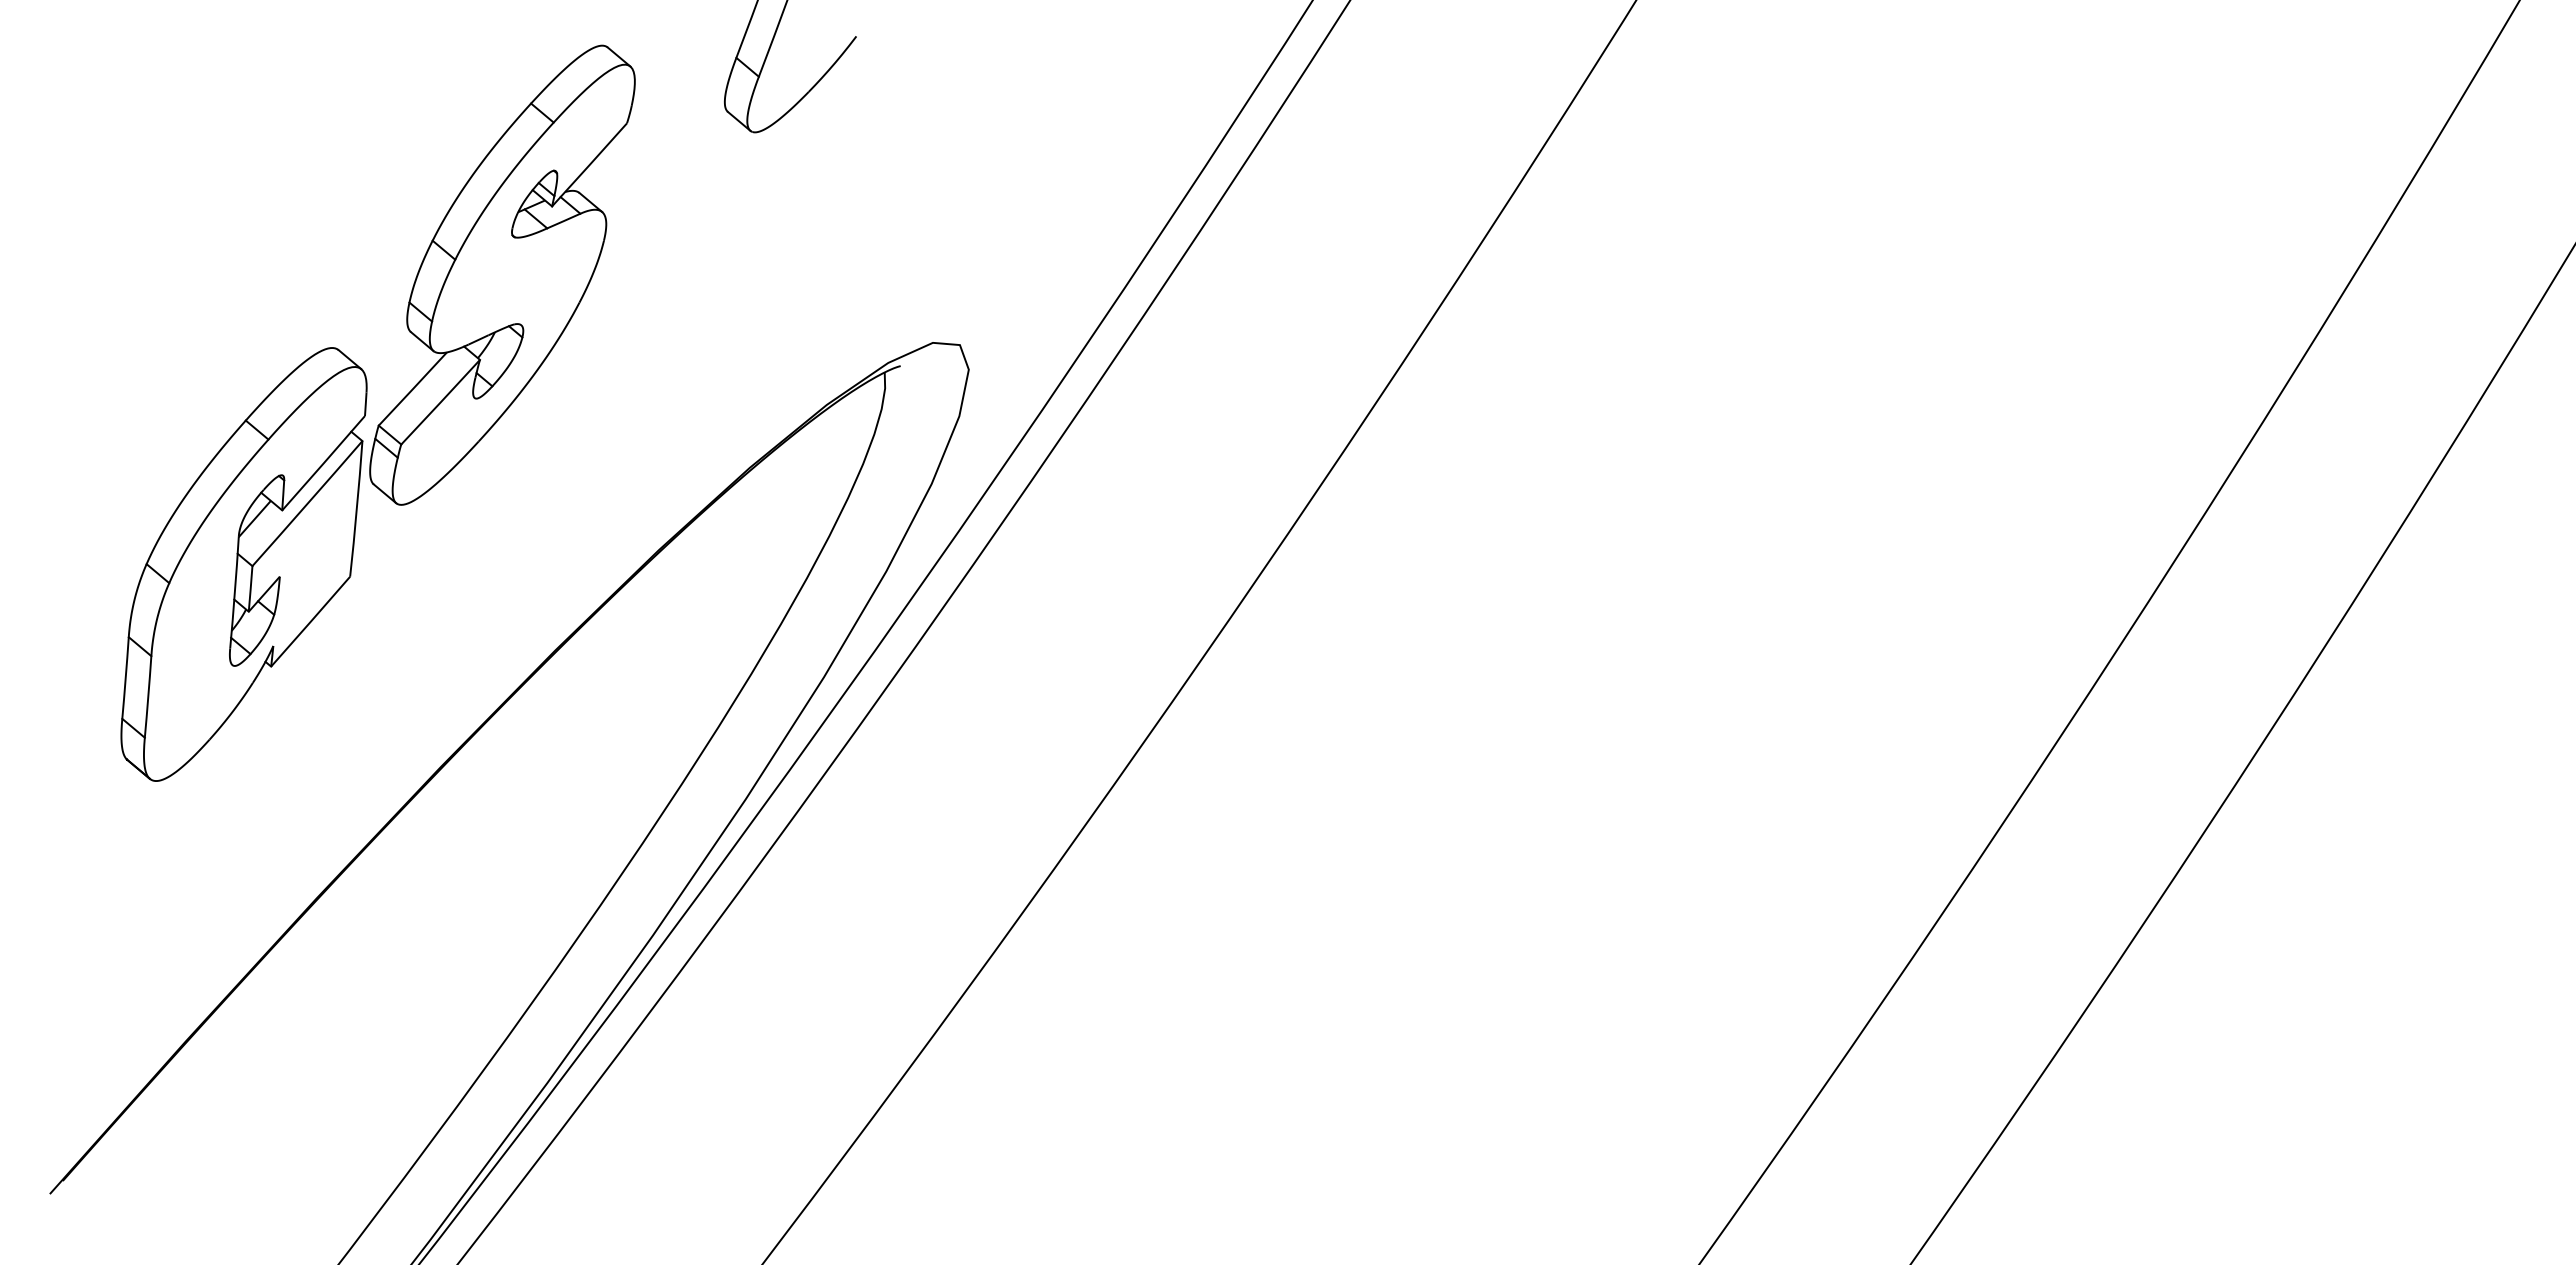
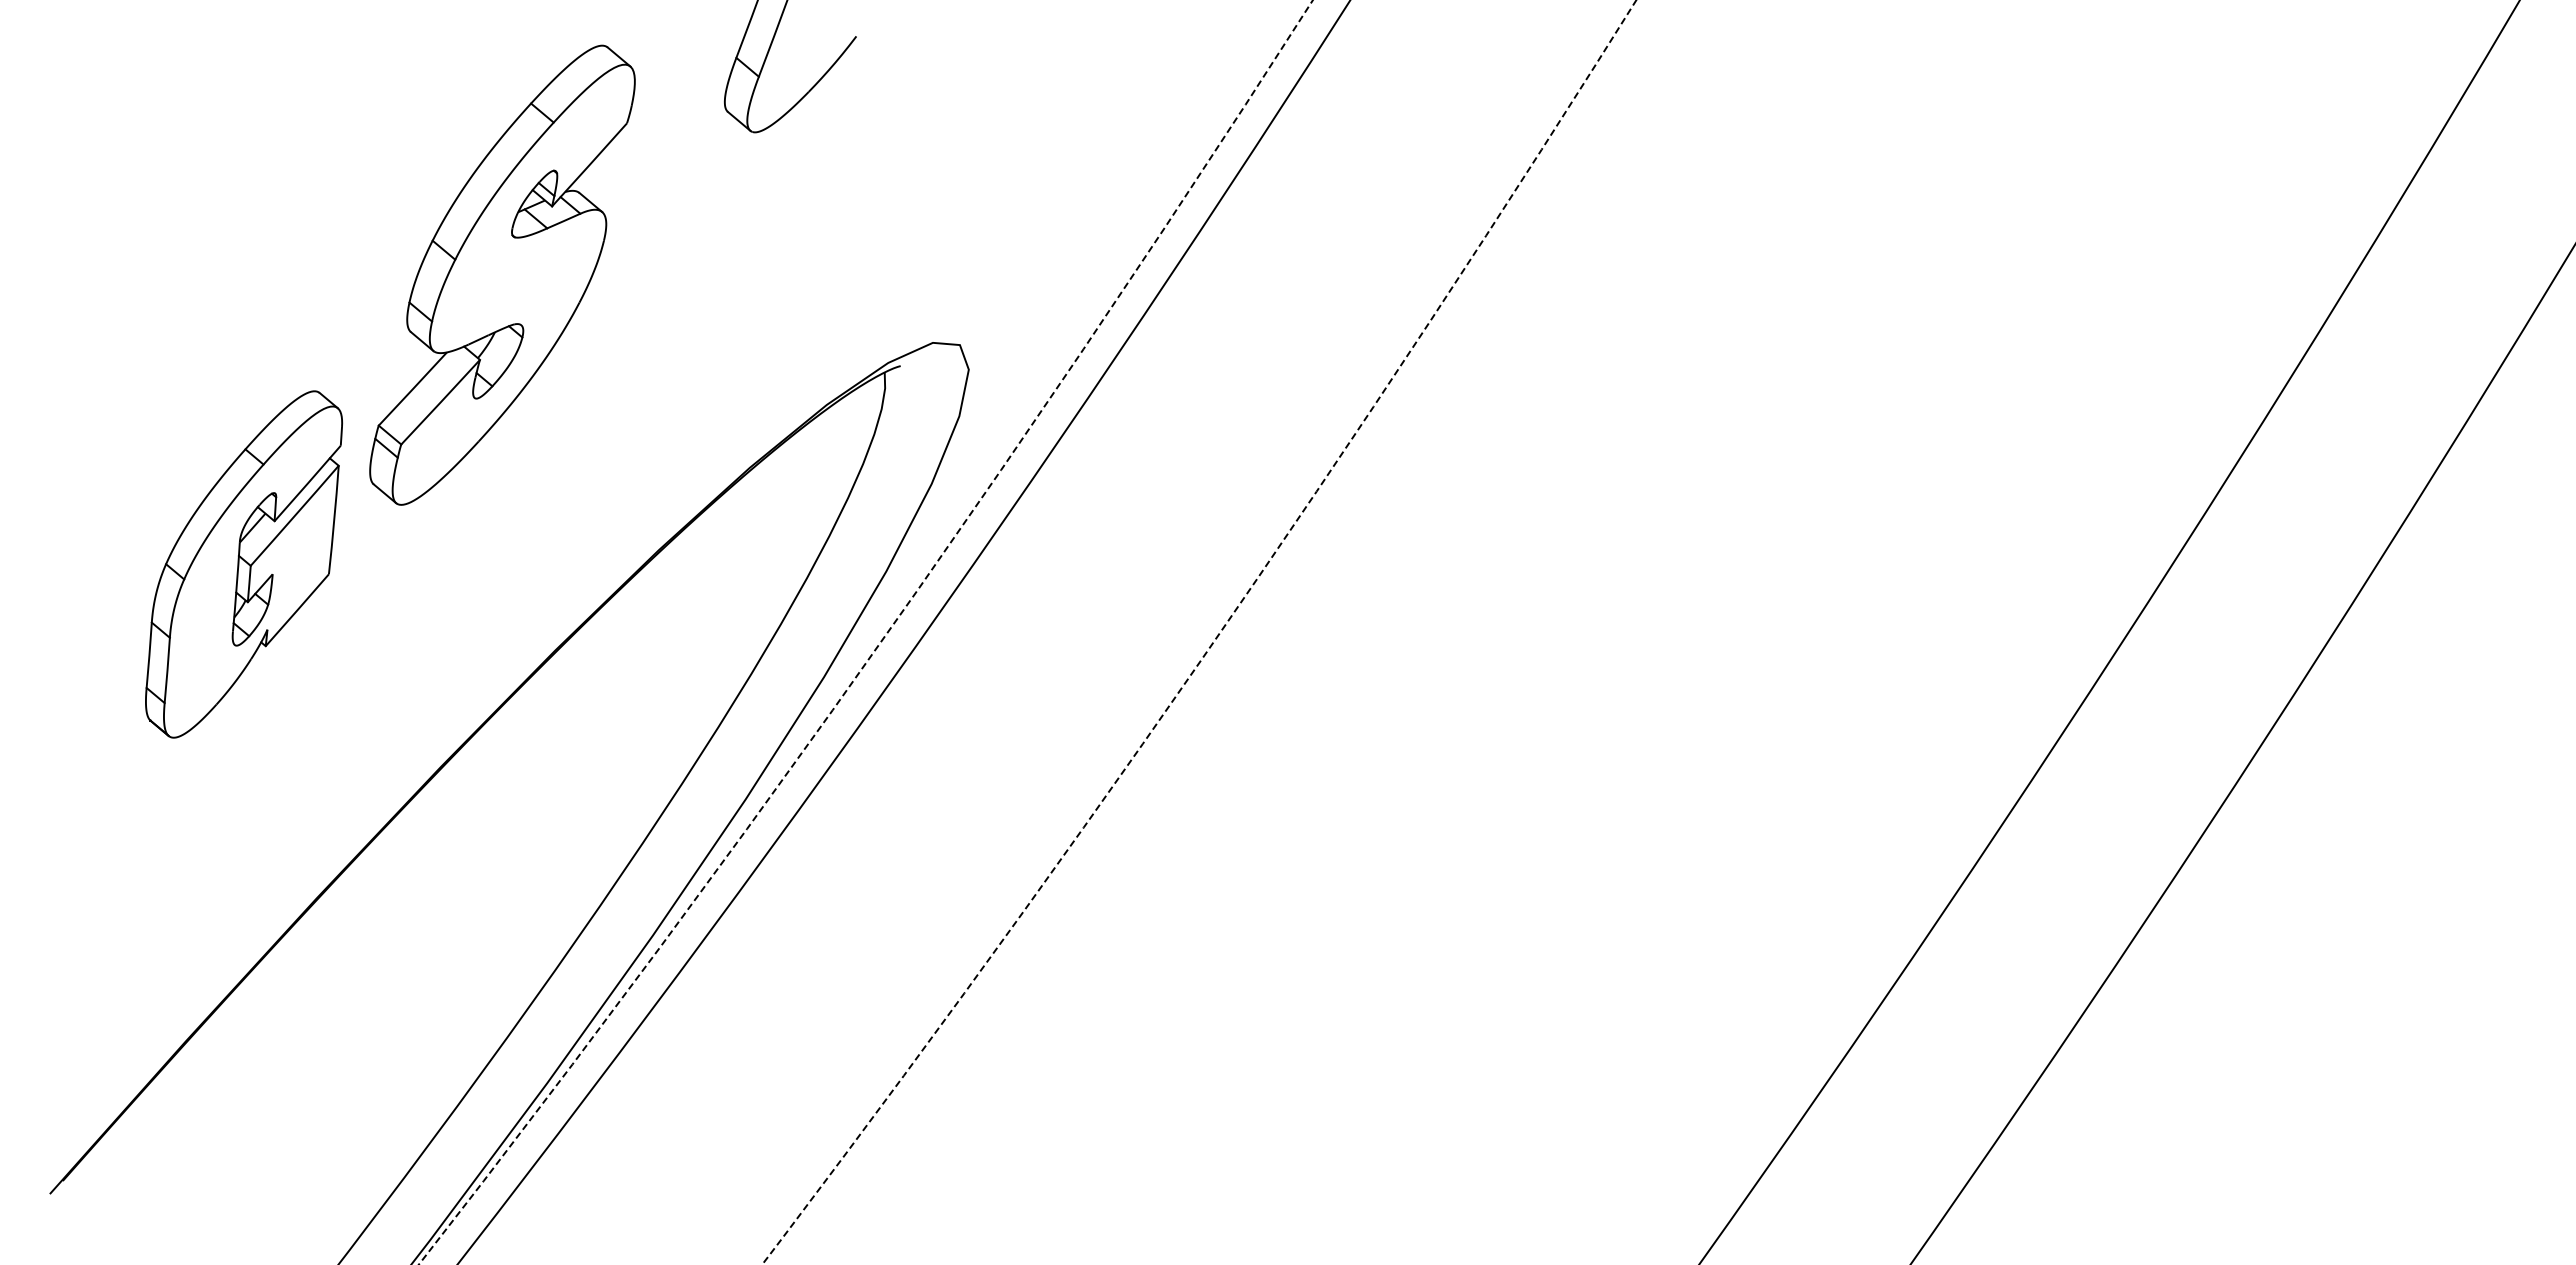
part size: 248x435 px -> 199x349 px (244, 564)
circle: solid -> dashed (1199, 632)
arc: solid -> dashed (880, 642)
